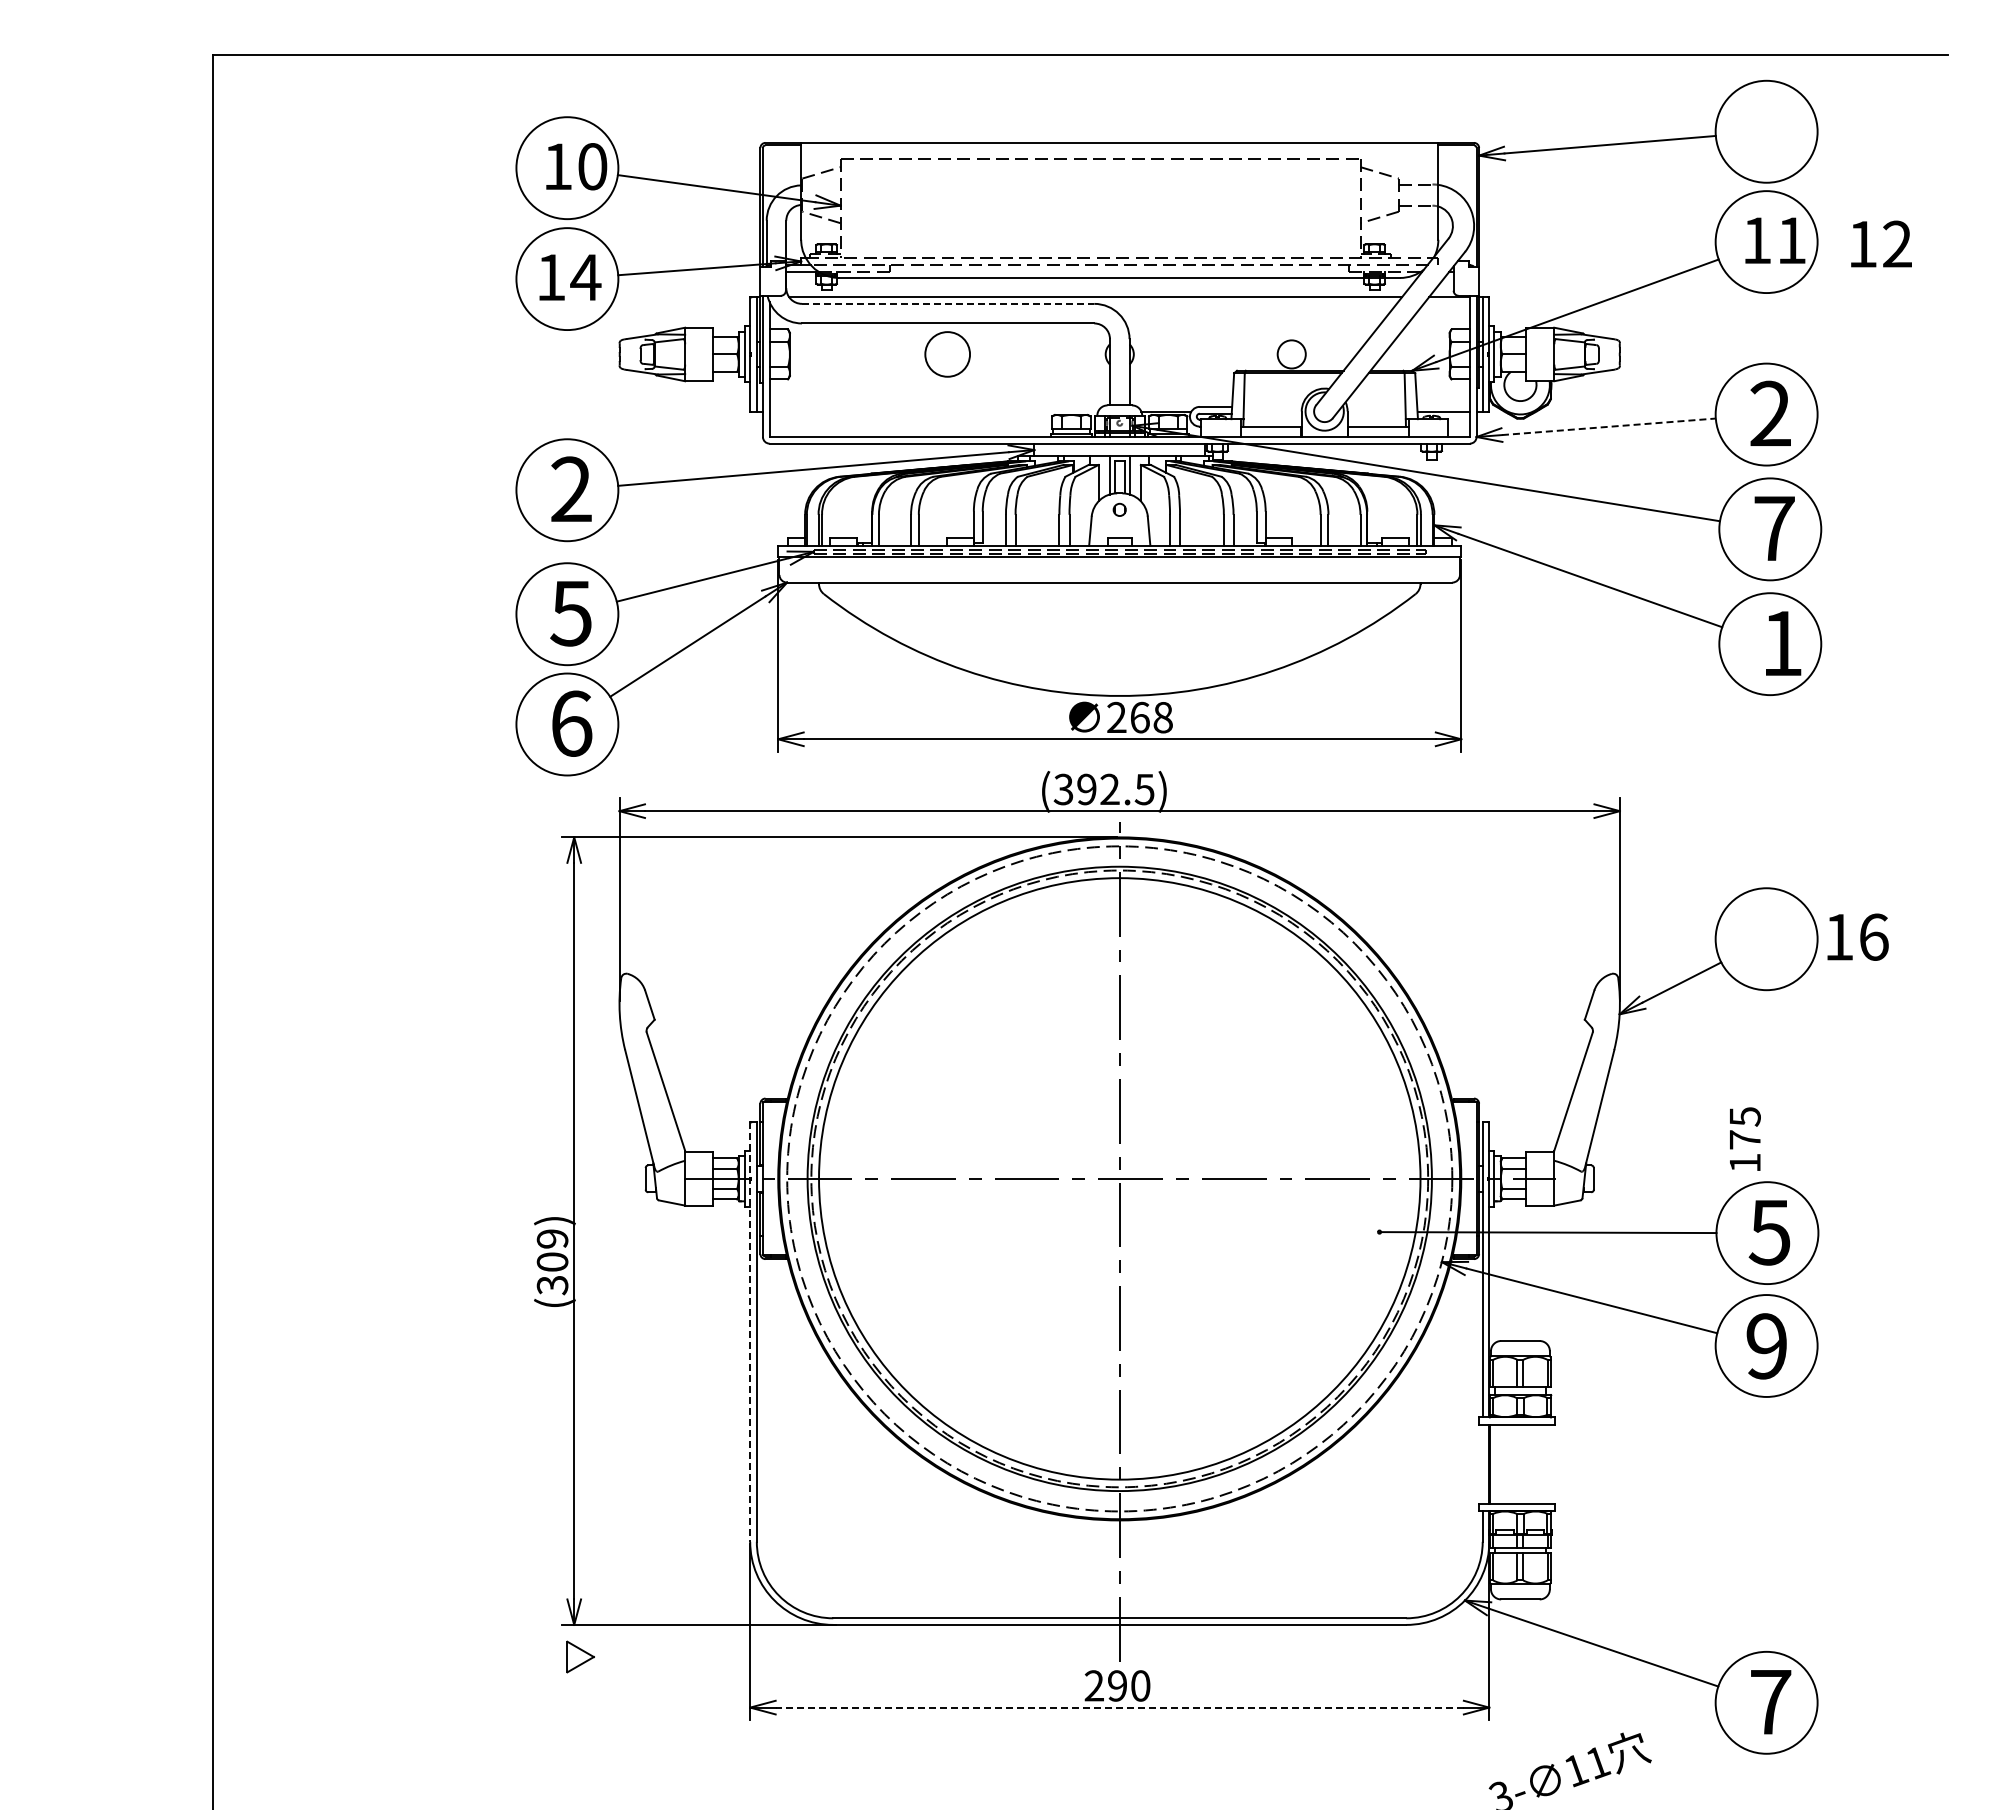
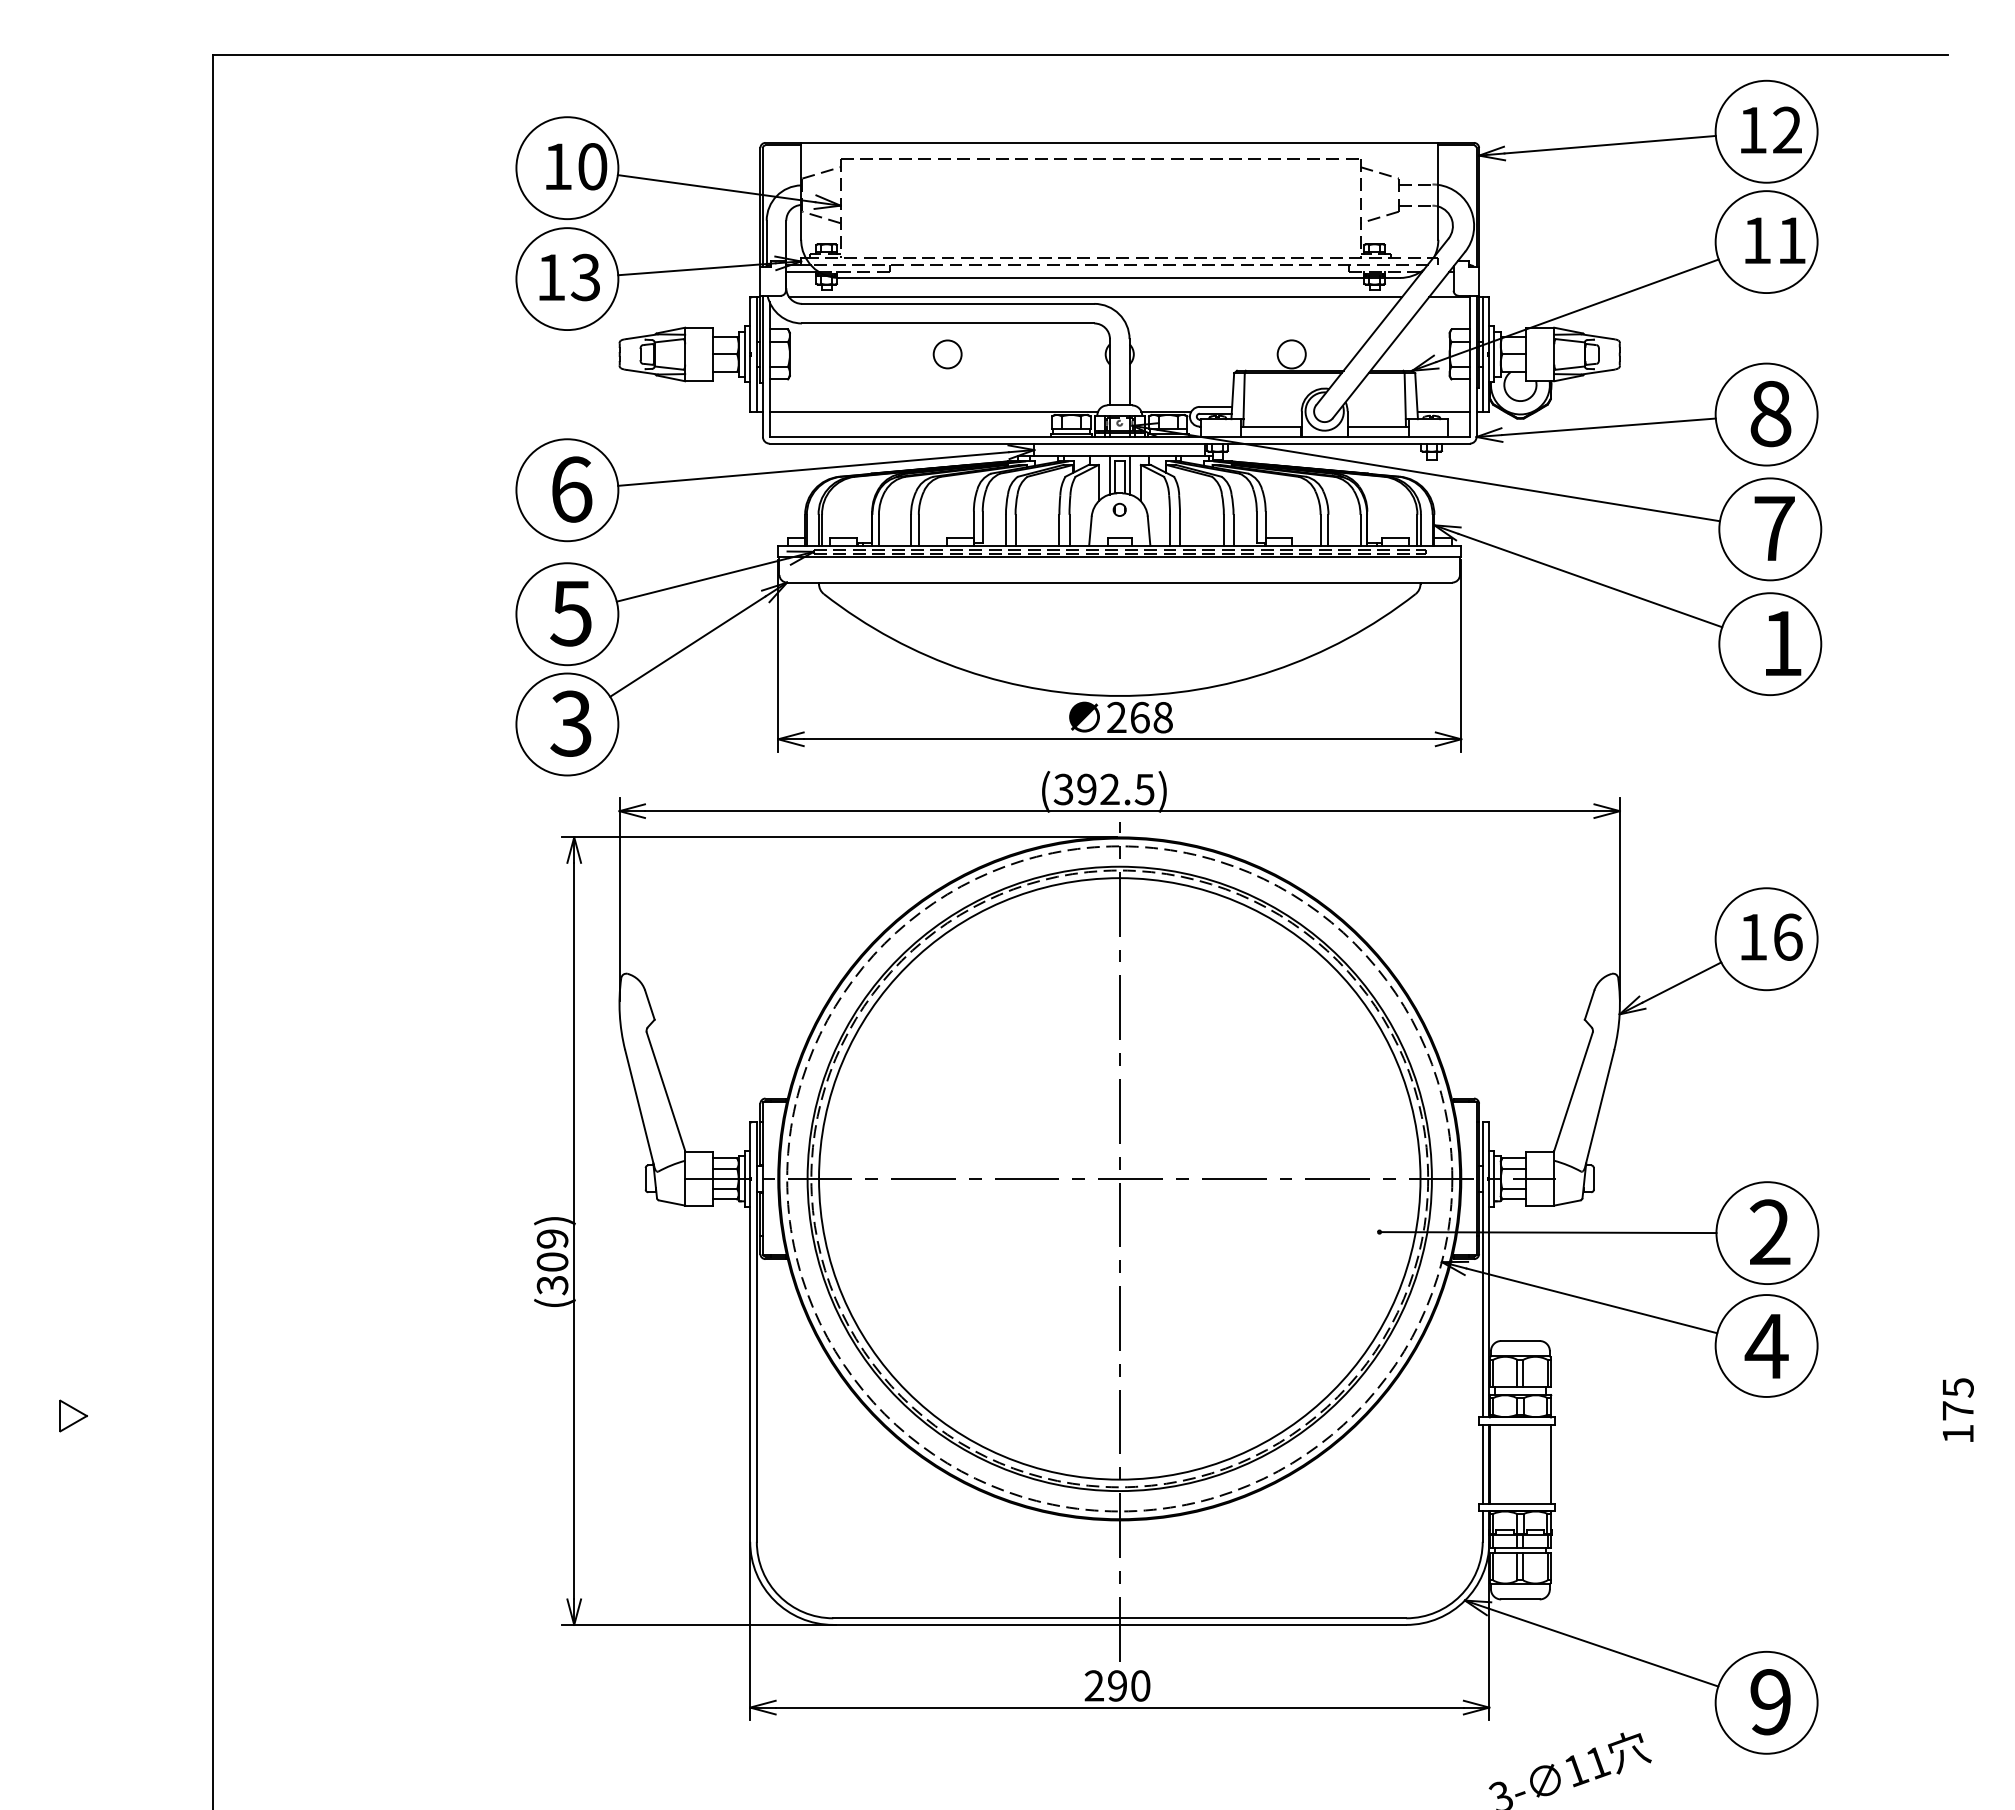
text position: (1881, 243) -> (1771, 129) (1771, 129)
text: 14 -> 13 (585, 277)
line: dashed -> solid (948, 303)
circle diameter: 45 px -> 28 px (947, 354)
line: none -> present (933, 411)
text: 2 -> 8 (1770, 413)
line: dashed -> solid (1609, 426)
text: 2 -> 6 (571, 489)
text: 6 -> 3 (571, 723)
text position: (1857, 936) -> (1771, 936) (1771, 936)
text position: (1745, 1138) -> (1958, 1409) (1958, 1409)
text: 5 -> 2 (1769, 1232)
line: dashed -> solid (750, 1332)
text: 9 -> 4 (1766, 1346)
line: none -> present (1482, 1464)
line: none -> present (1551, 1464)
part position: (580, 1656) -> (73, 1415) (73, 1415)
text: 7 -> 9 (1770, 1702)
line: dashed -> solid (1119, 1707)
